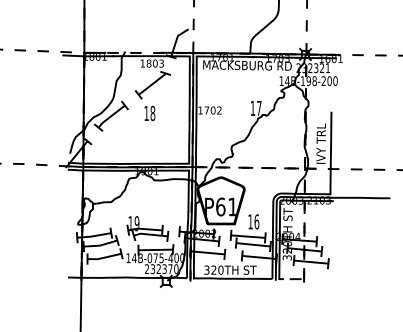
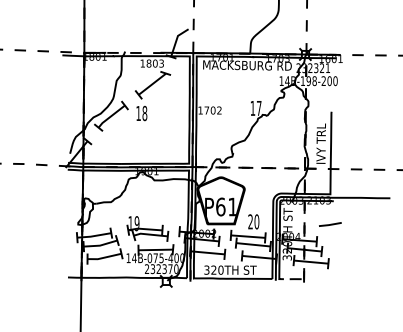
text position: (149, 113) -> (141, 113) (141, 113)
text: 16 -> 20 (253, 221)
line: none -> present (330, 224)
